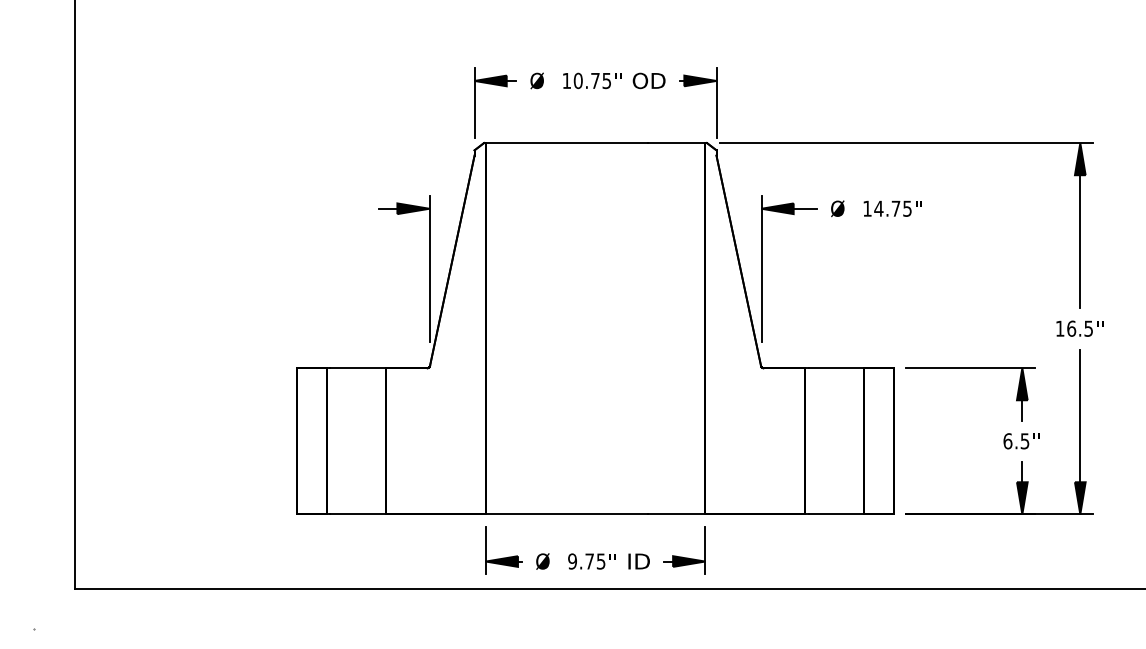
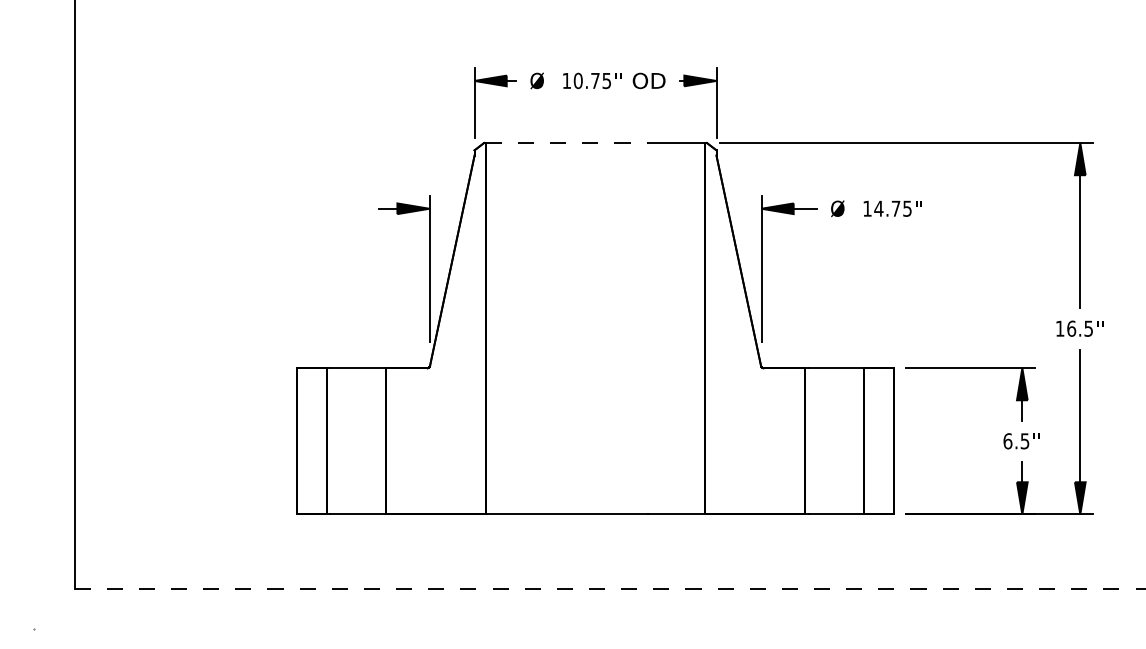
line: solid -> dashed (567, 143)
part: present -> none (595, 550)
line: solid -> dashed (610, 589)
